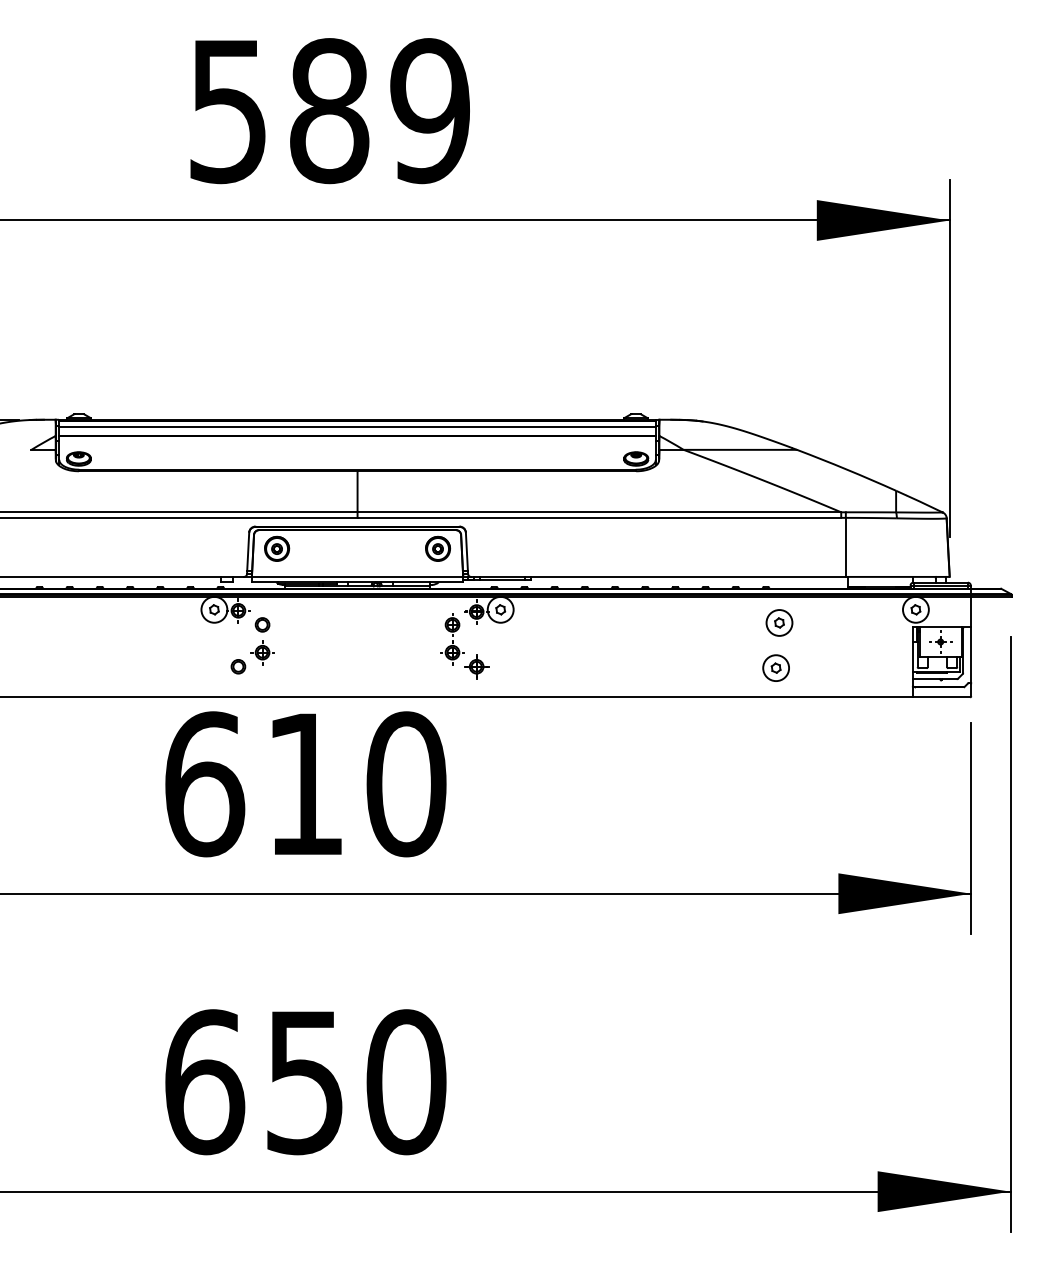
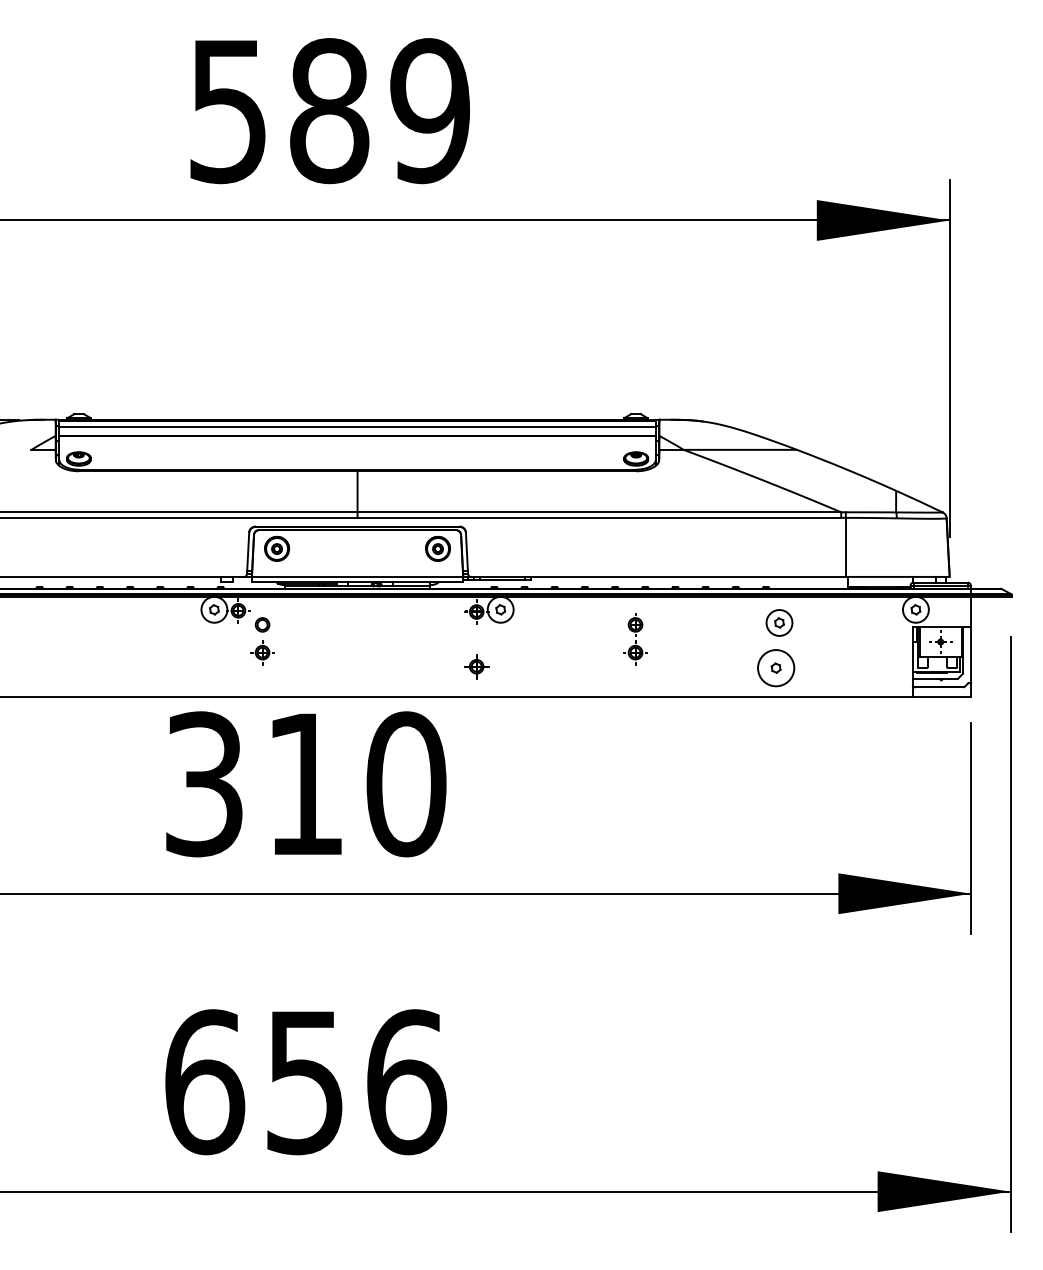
part position: (452, 639) -> (635, 639) (635, 639)
part: present -> none (238, 666)
circle diameter: 26 px -> 36 px (776, 668)
text: 610 -> 310 (205, 784)
text: 650 -> 656 (406, 1082)
